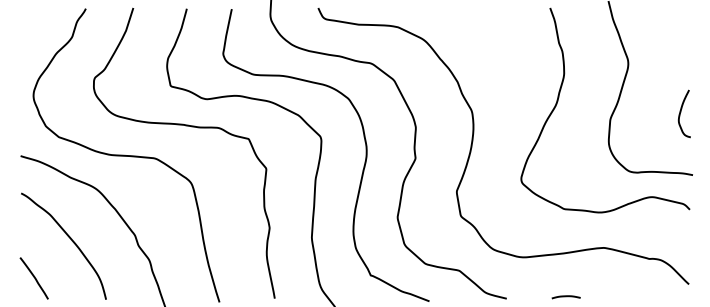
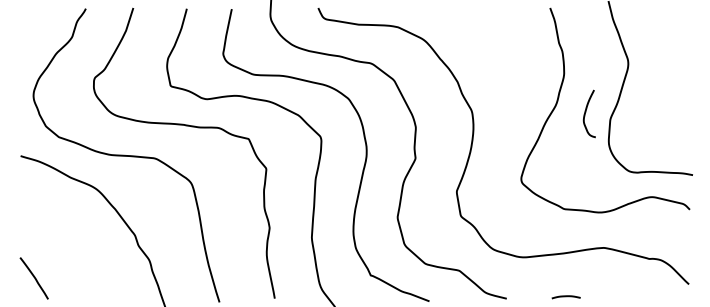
curve position: (681, 112) -> (586, 112) (586, 112)
curve: present -> none (69, 238)
